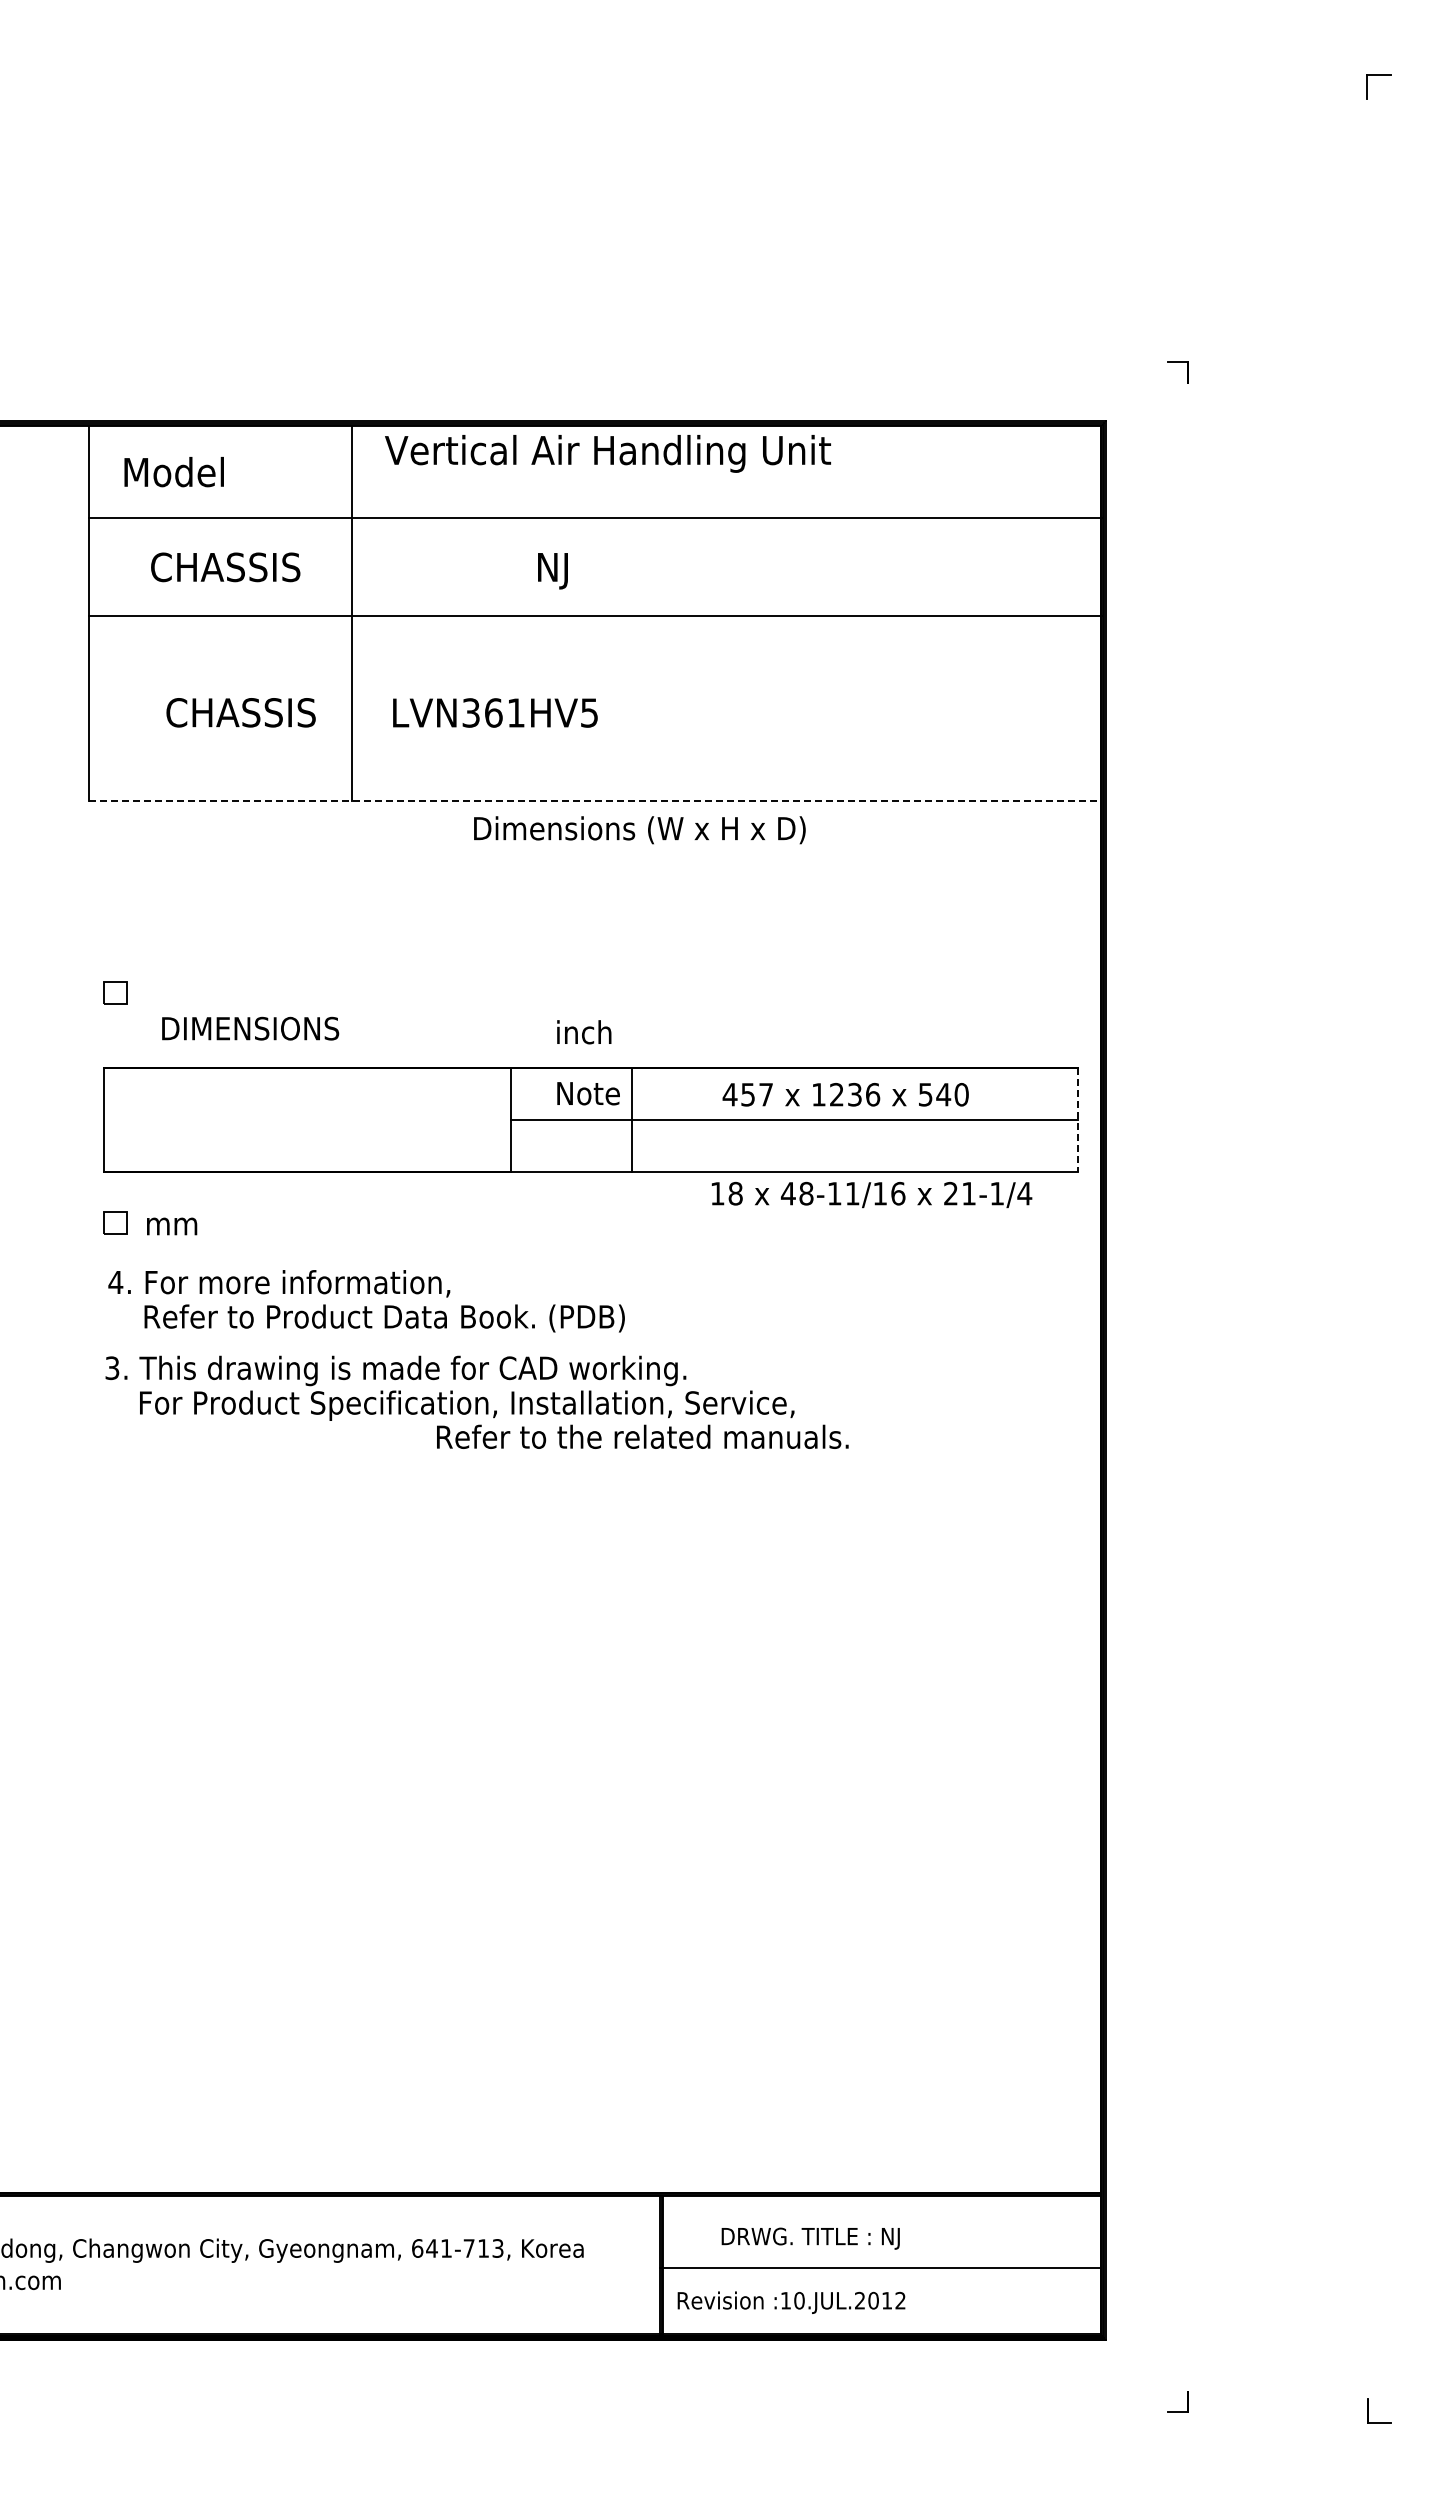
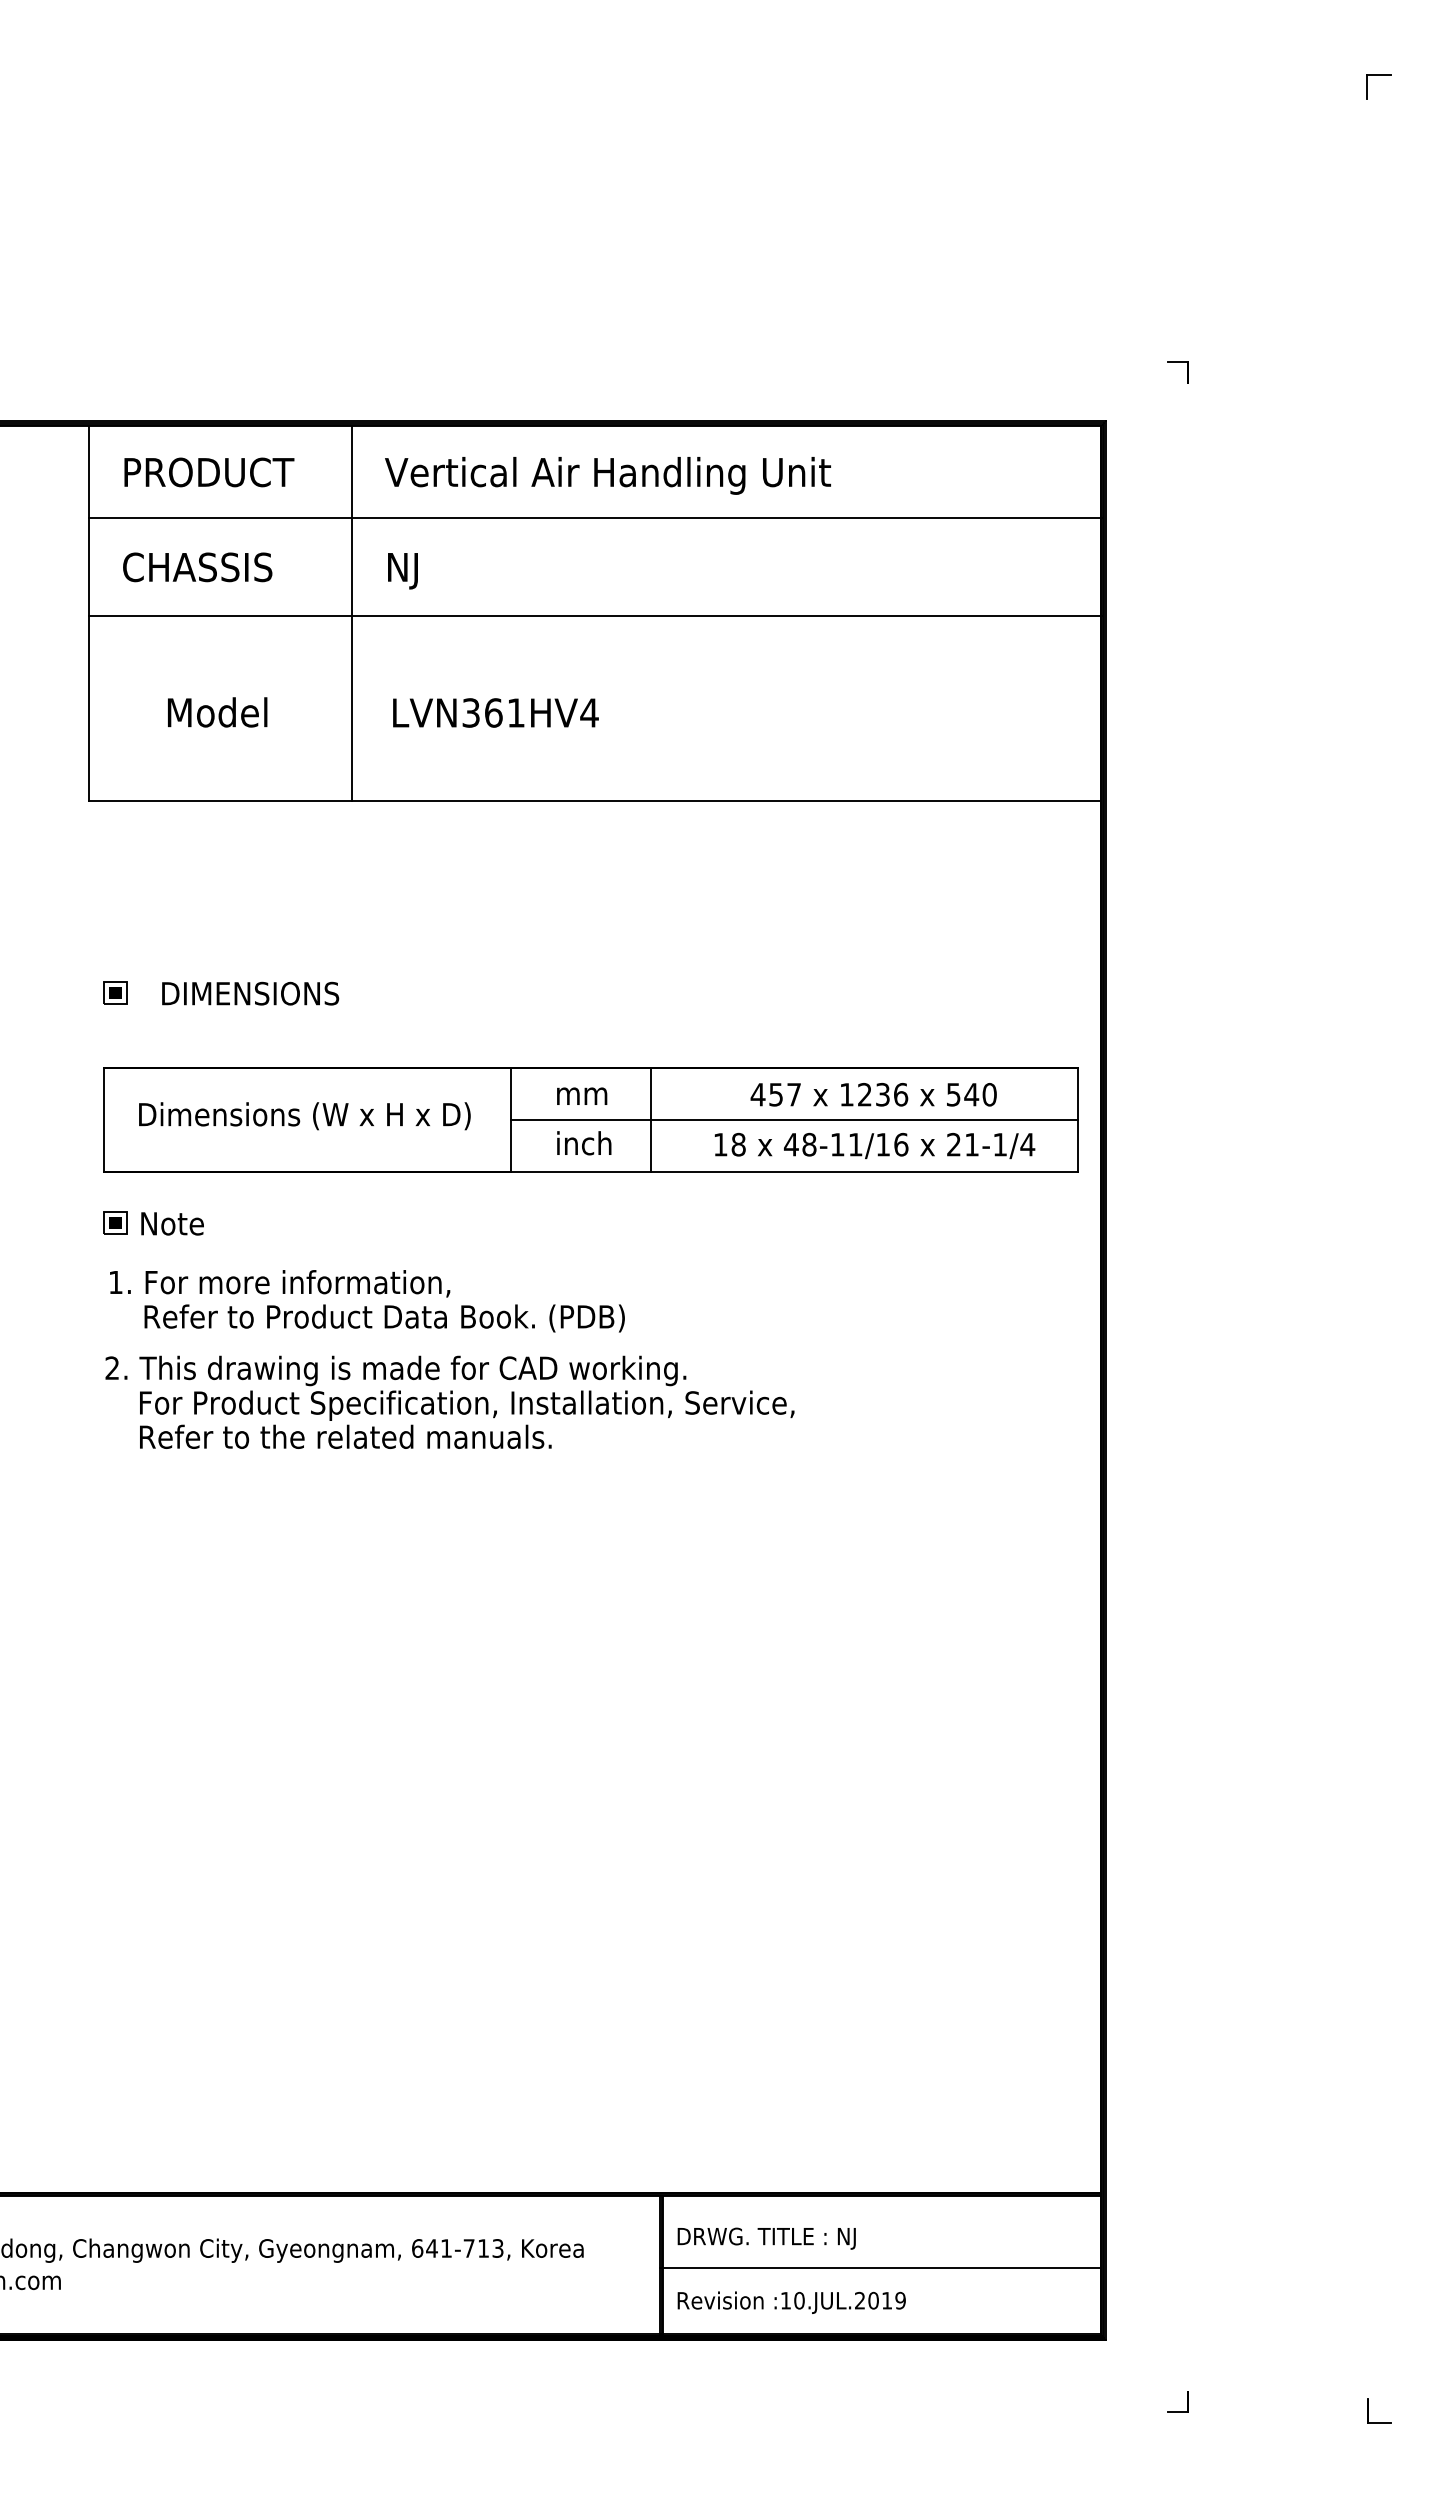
text position: (607, 453) -> (607, 475) (607, 475)
text: Model -> PRODUCT (210, 471)
text position: (225, 567) -> (197, 567) (197, 567)
text position: (552, 571) -> (402, 571) (402, 571)
text: CHASSIS -> Model (240, 712)
text: LVN361HV5 -> LVN361HV4 (589, 712)
line: dashed -> solid (595, 800)
text position: (639, 830) -> (304, 1116) (304, 1116)
fill: none -> present (114, 992)
text position: (250, 1028) -> (250, 993) (250, 993)
text position: (584, 1032) -> (584, 1143) (584, 1143)
text: Note -> mm (588, 1093)
text position: (845, 1094) -> (873, 1094) (873, 1094)
line position: (631, 1119) -> (650, 1119) (650, 1119)
line: dashed -> solid (1078, 1120)
text position: (871, 1194) -> (874, 1145) (874, 1145)
fill: none -> present (114, 1222)
text: mm -> Note (172, 1223)
text: 4. -> 1. (115, 1282)
text: 3. -> 2. (112, 1368)
text position: (642, 1436) -> (345, 1436) (345, 1436)
text position: (810, 2238) -> (766, 2238) (766, 2238)
text: :10.JUL.2012 -> :10.JUL.2019 (900, 2300)
